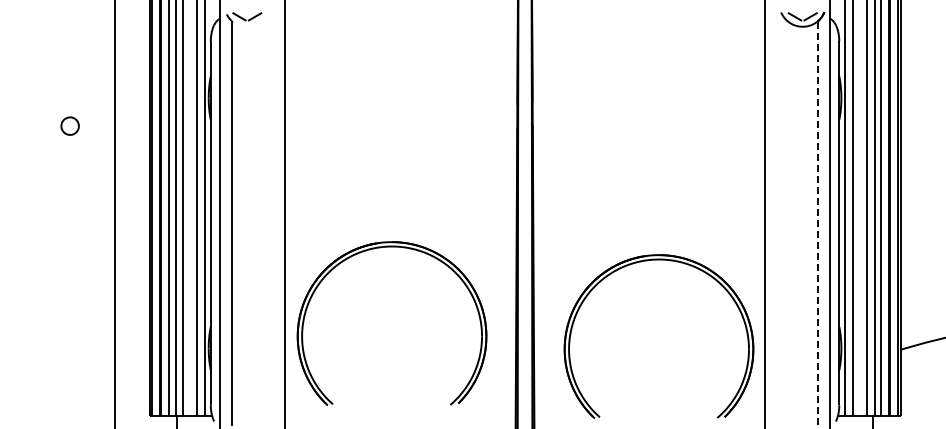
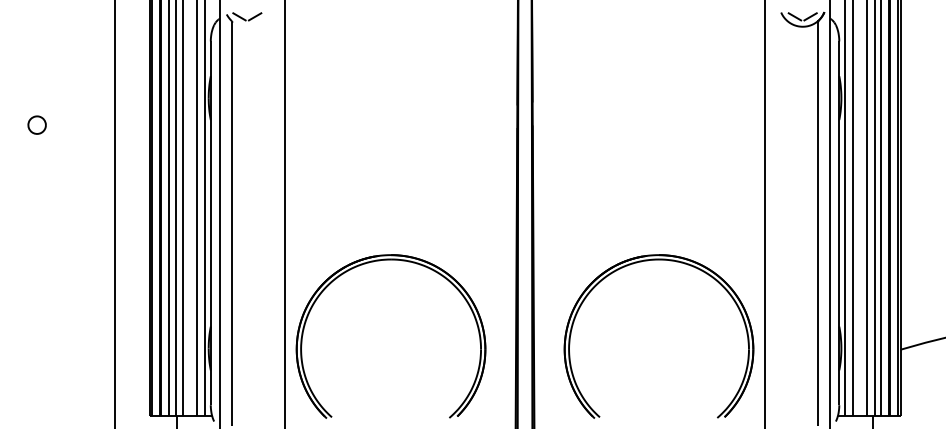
part position: (69, 125) -> (36, 124) (36, 124)
line: dashed -> solid (818, 223)
part position: (380, 248) -> (379, 261) (379, 261)
